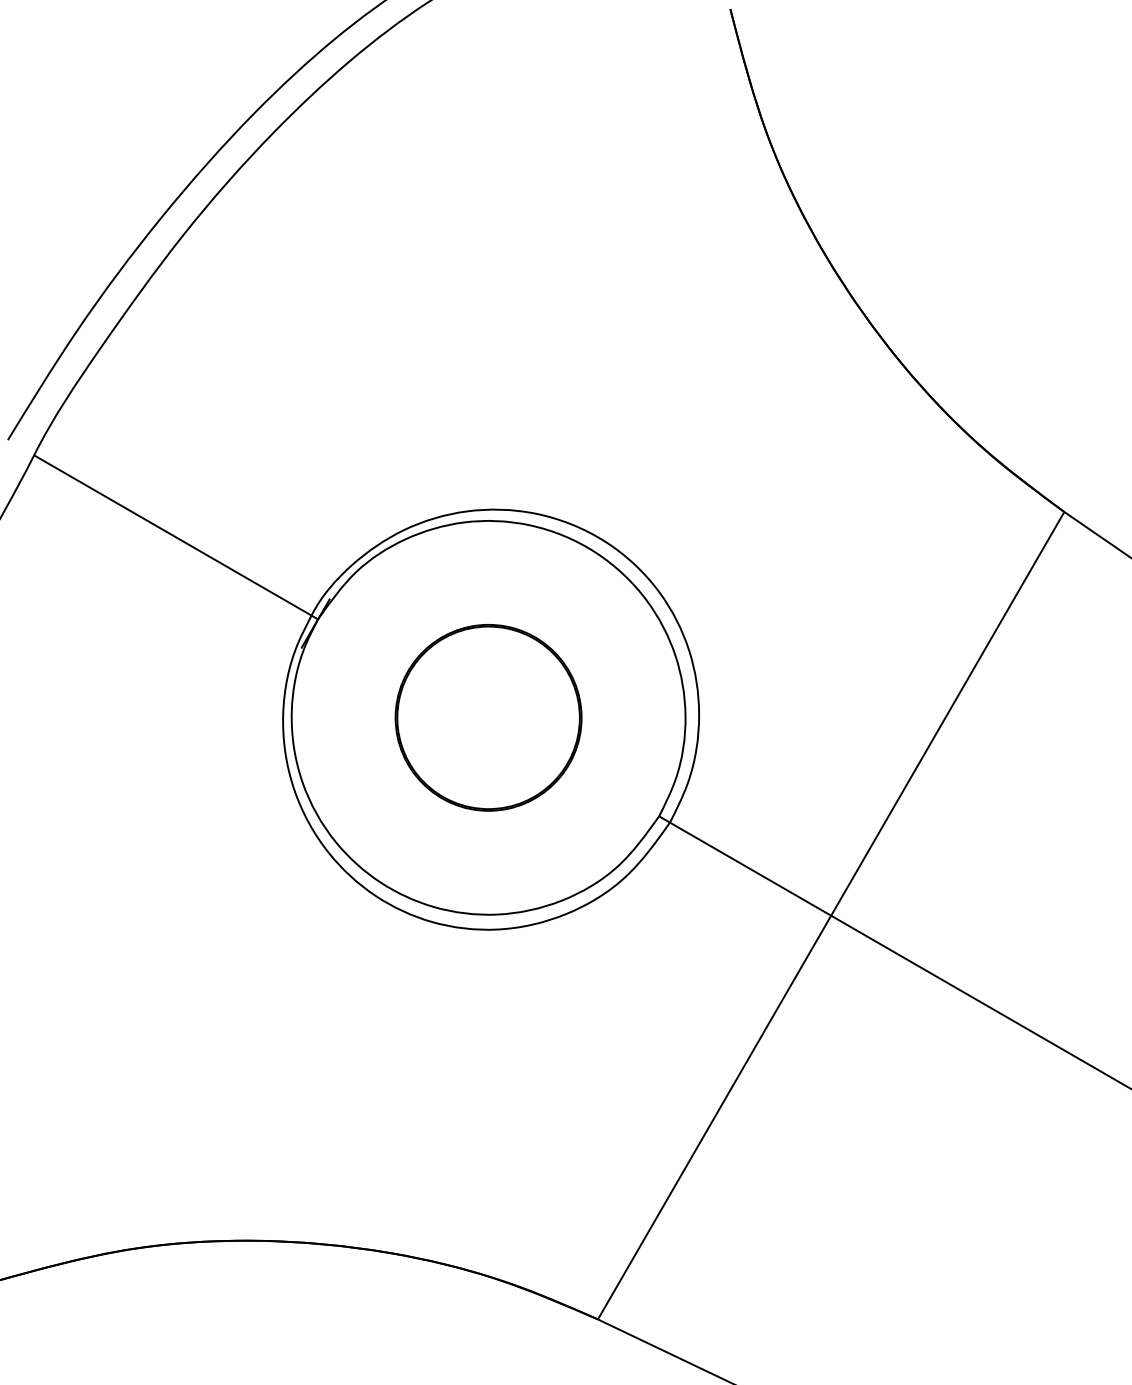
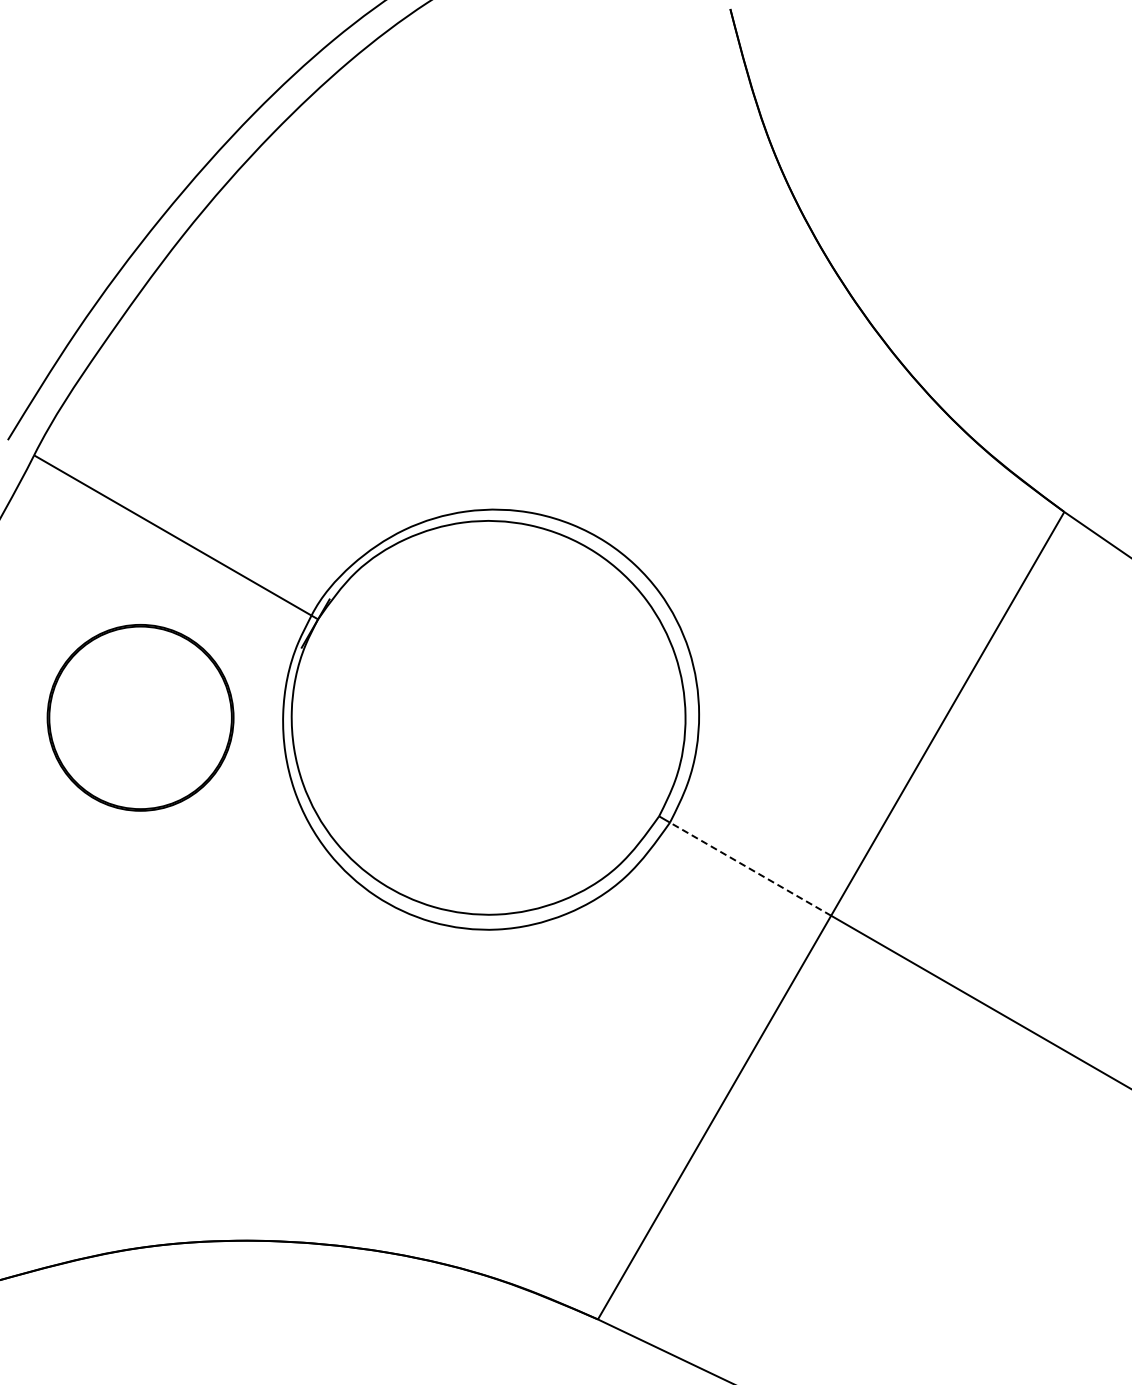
part position: (488, 717) -> (140, 717) (140, 717)
line: solid -> dashed (750, 868)
